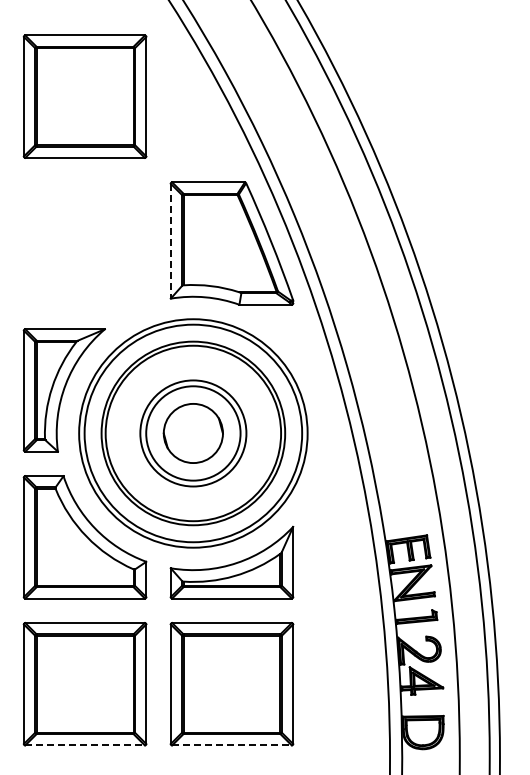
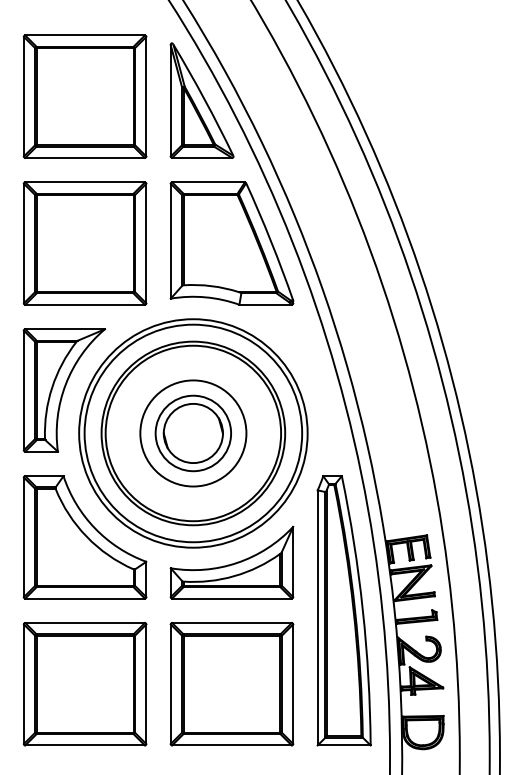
part: none -> present (201, 100)
line: dashed -> solid (170, 241)
part: none -> present (84, 243)
circle diameter: 94 px -> 75 px (193, 433)
part: none -> present (343, 610)
line: dashed -> solid (85, 745)
line: dashed -> solid (231, 745)
